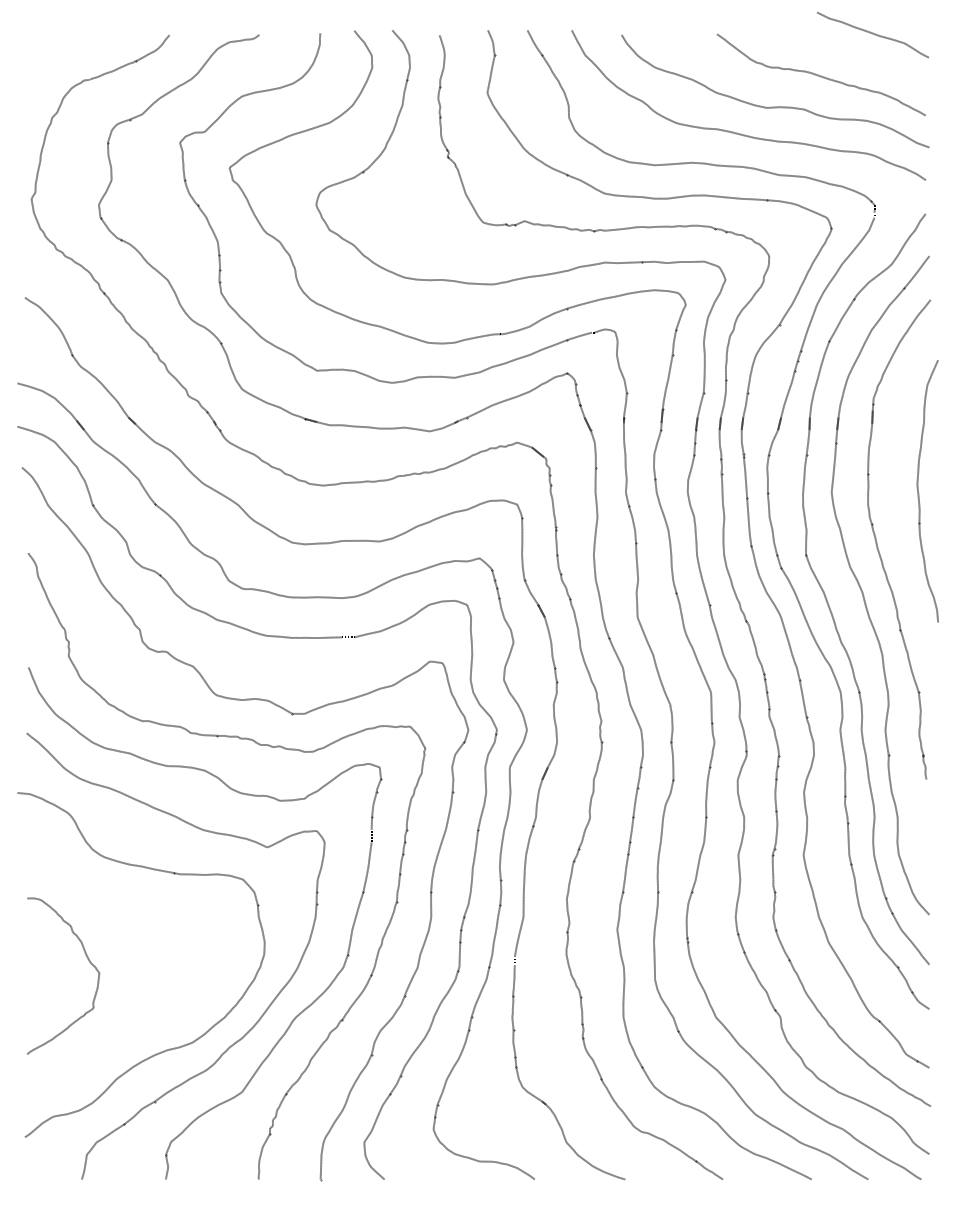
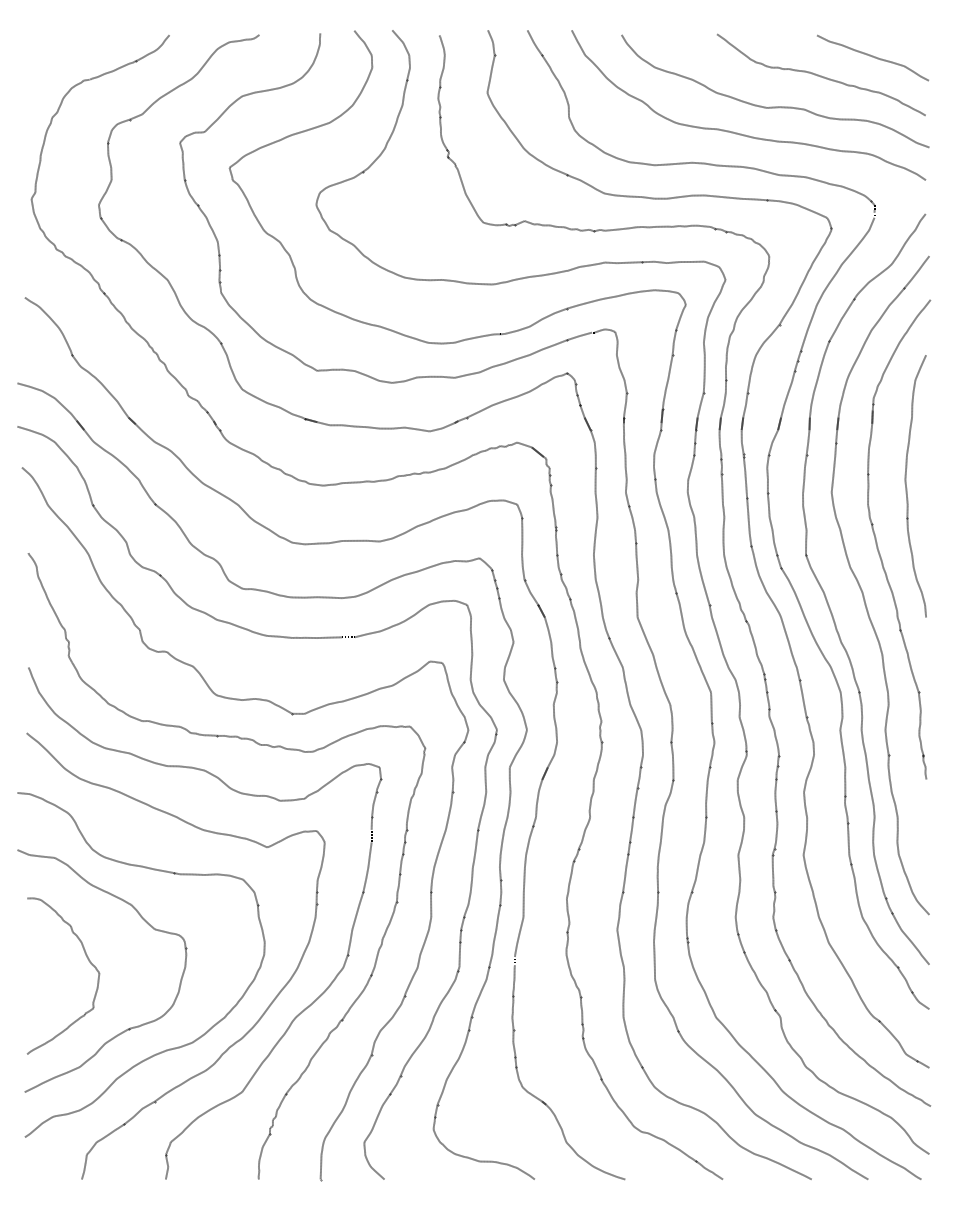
curve position: (872, 34) -> (872, 57) (872, 57)
curve position: (919, 493) -> (907, 488) (907, 488)
curve: none -> present (127, 1028)
